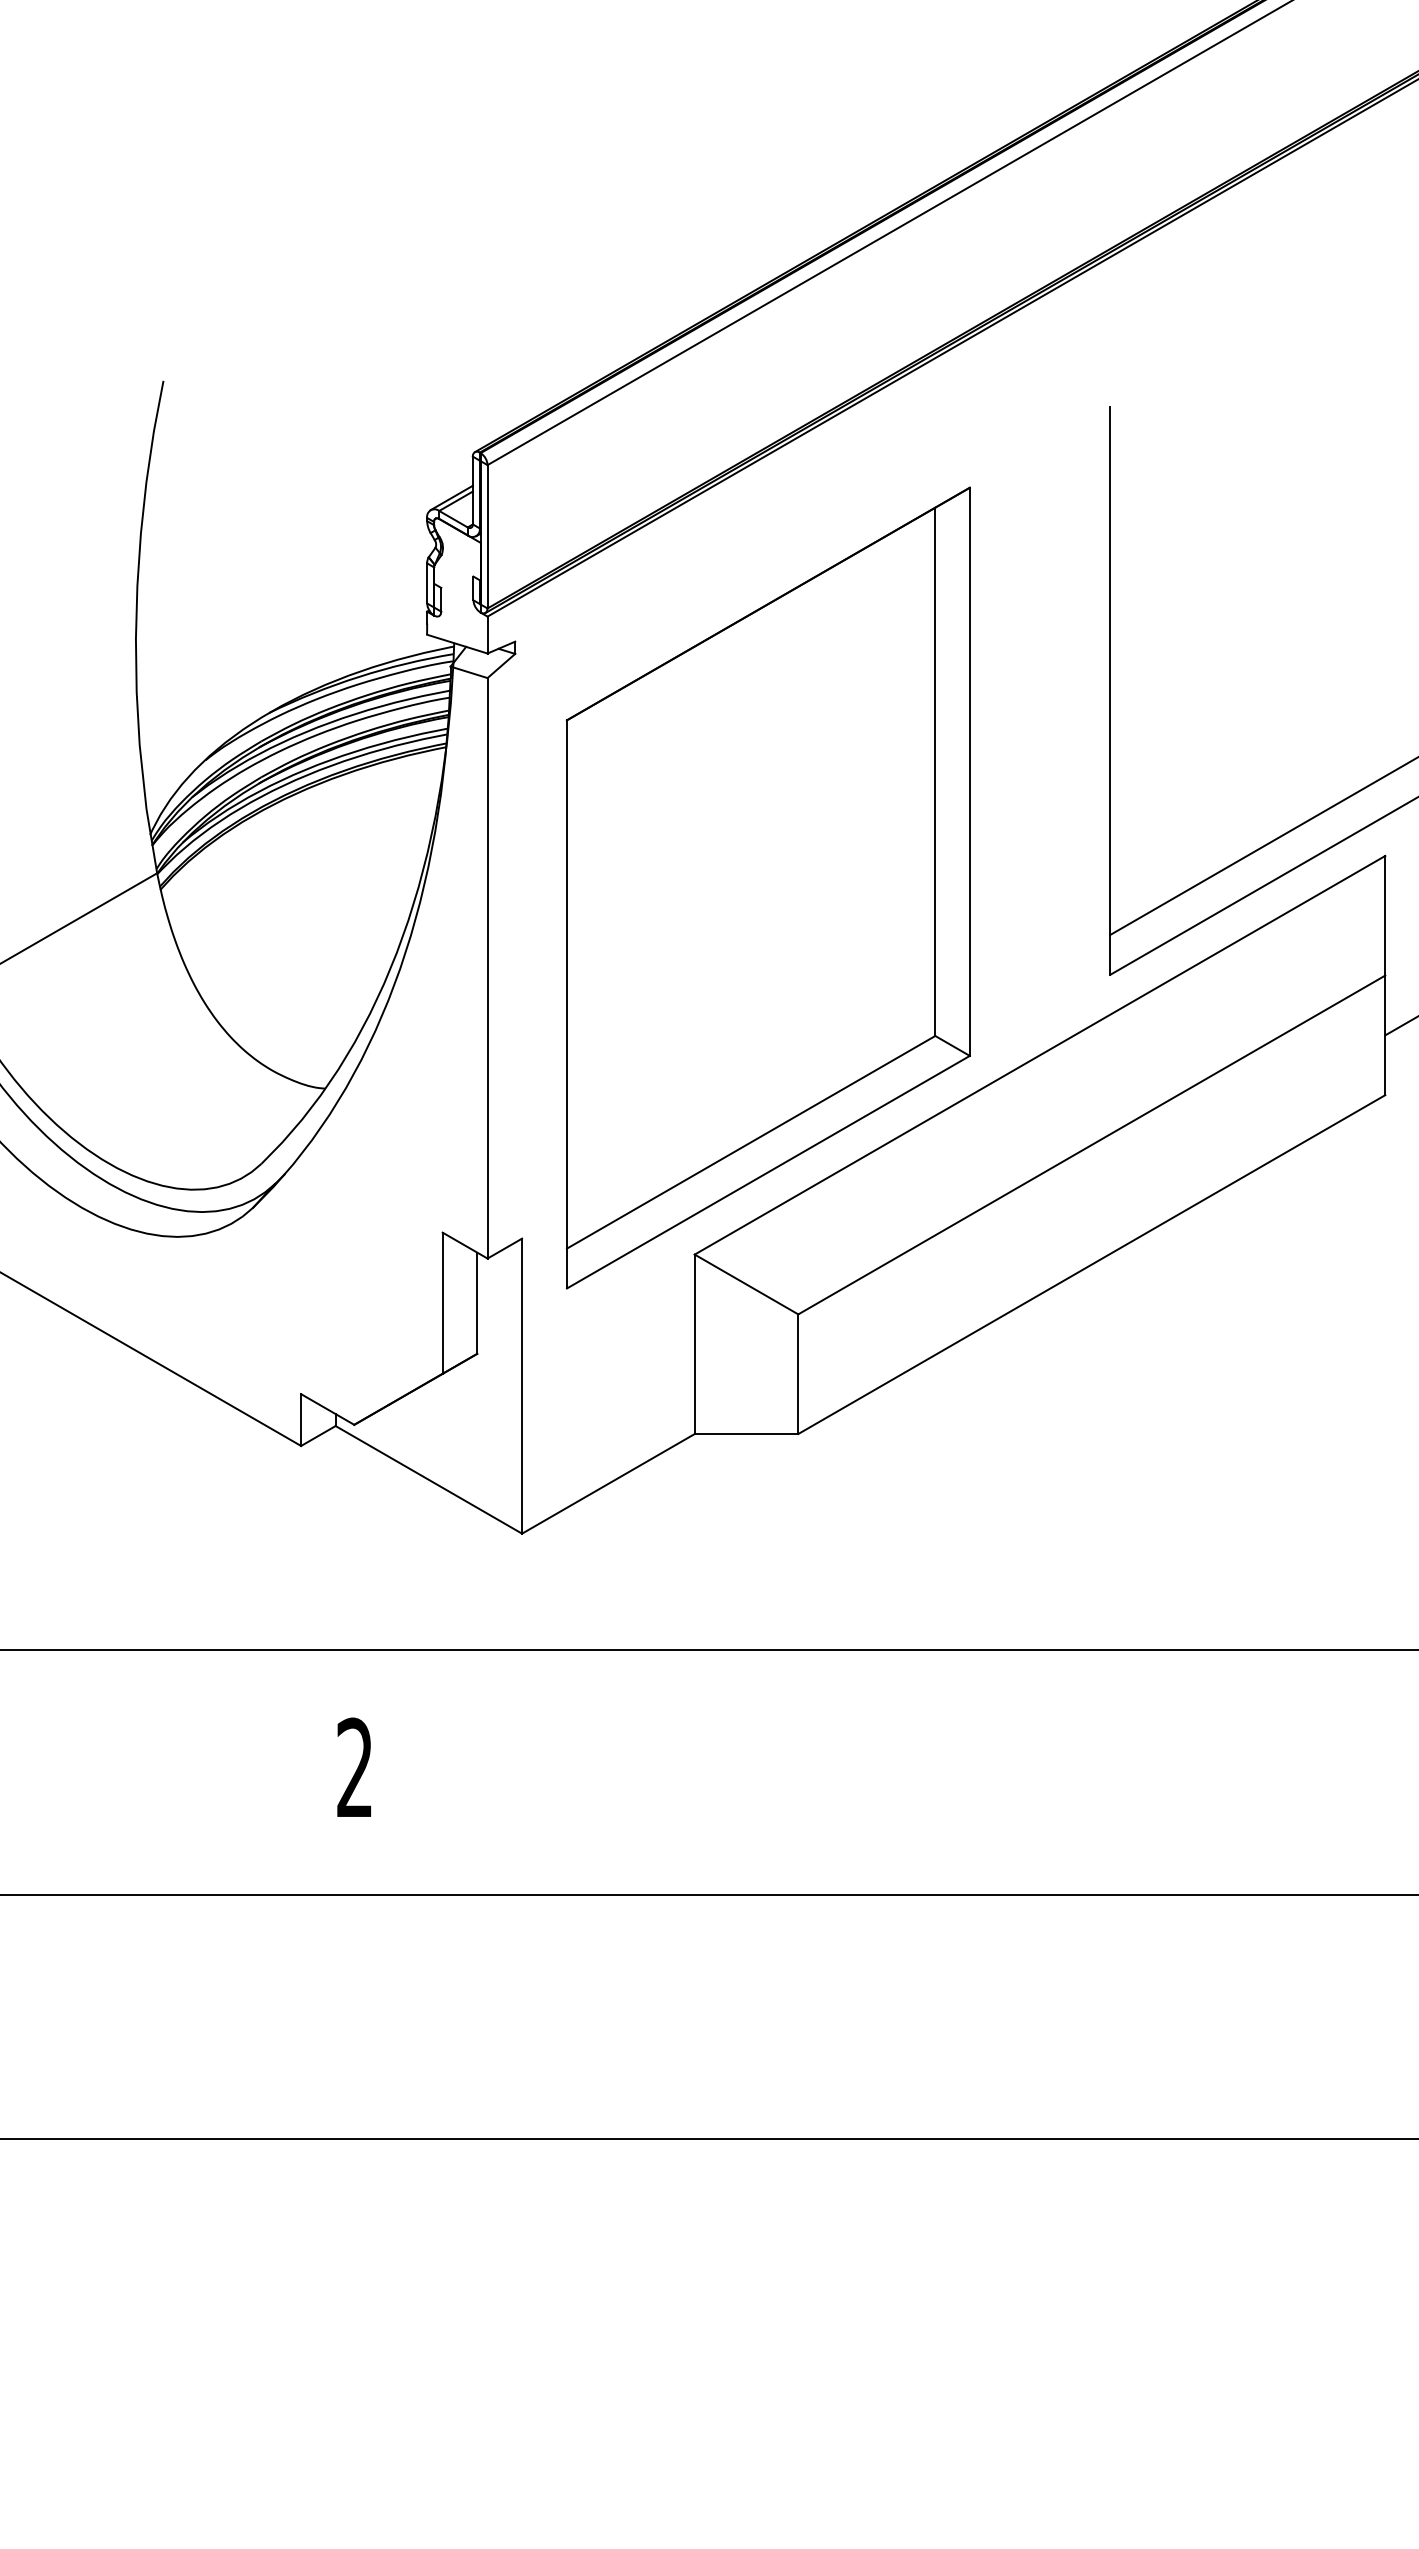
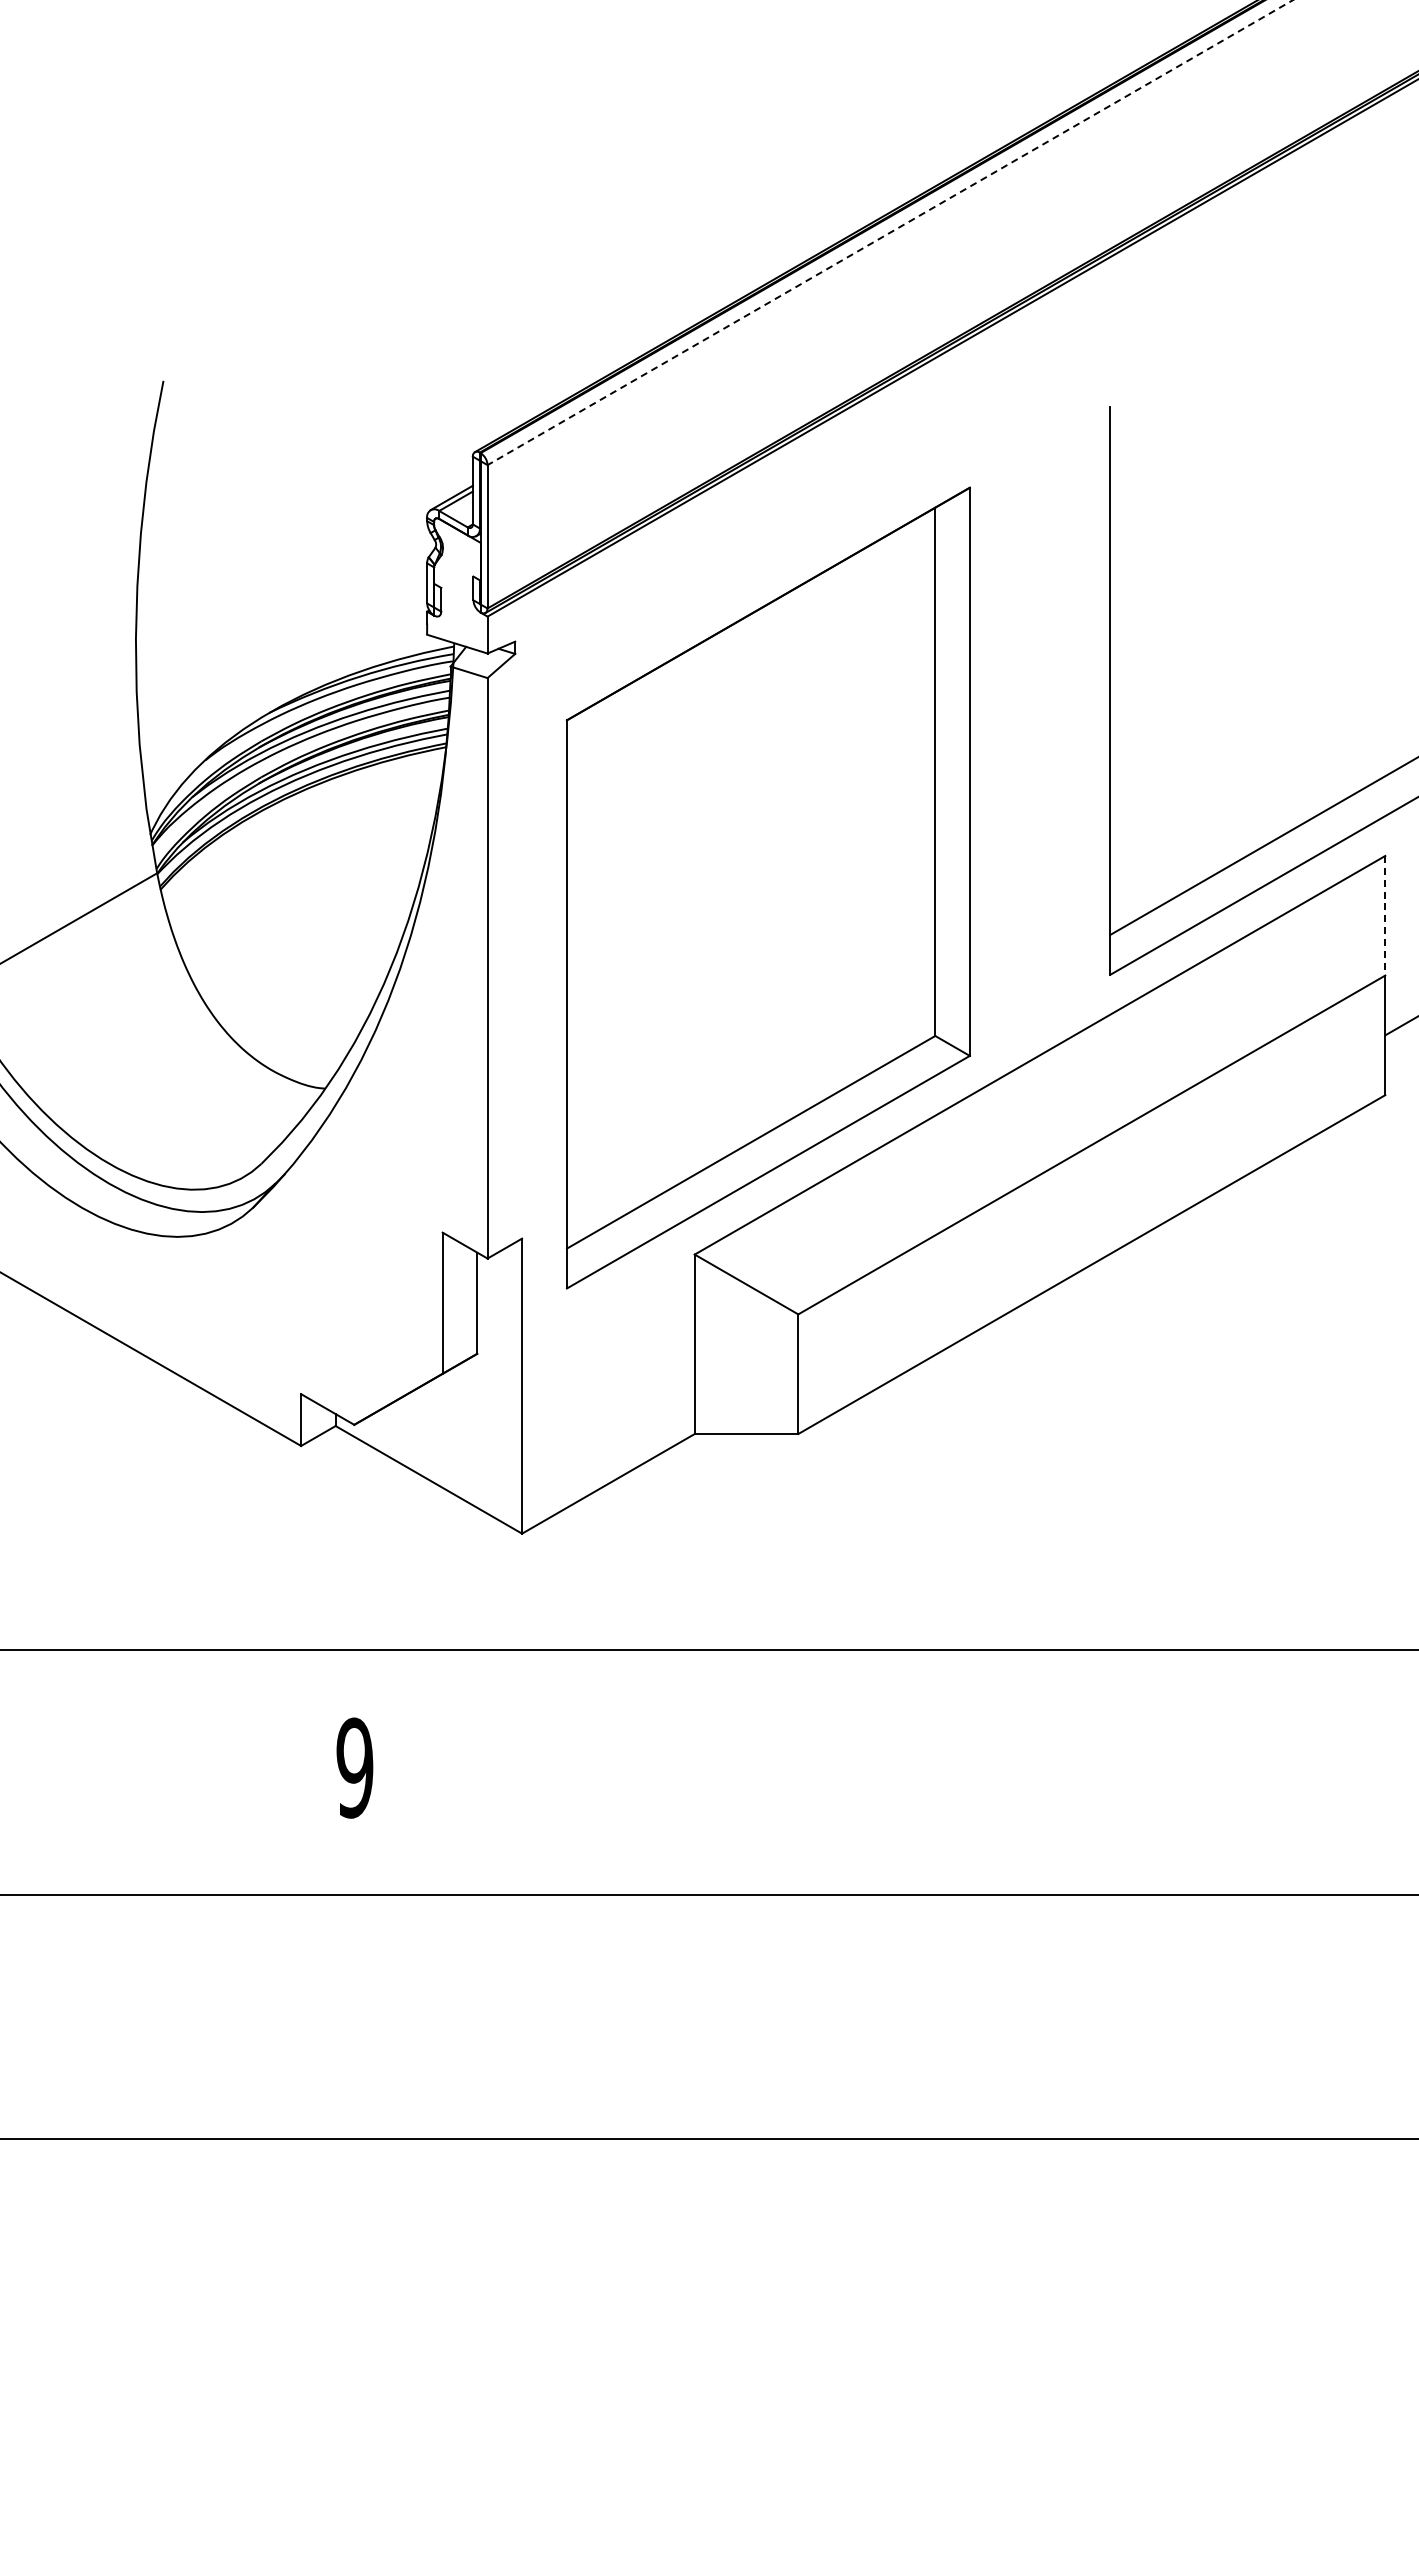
line: solid -> dashed (890, 232)
line: solid -> dashed (1385, 915)
text: 2 -> 9 (354, 1767)
